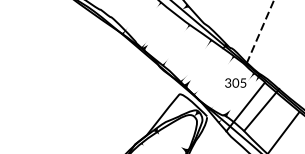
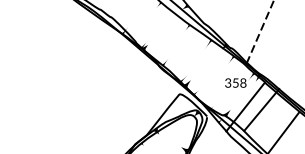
text: 305 -> 358 (239, 82)
